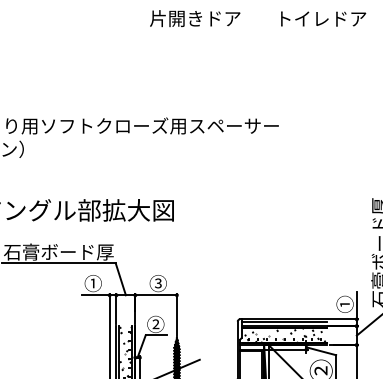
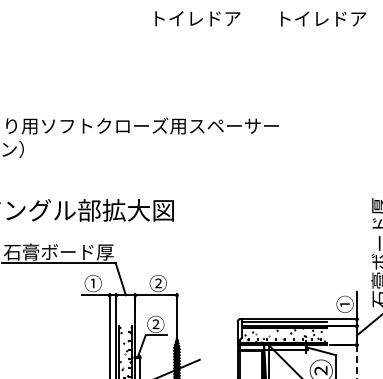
text: 片開きドア -> トイレドア (176, 18)
text: ③ -> ② (158, 284)
line: solid -> dashed (356, 361)
